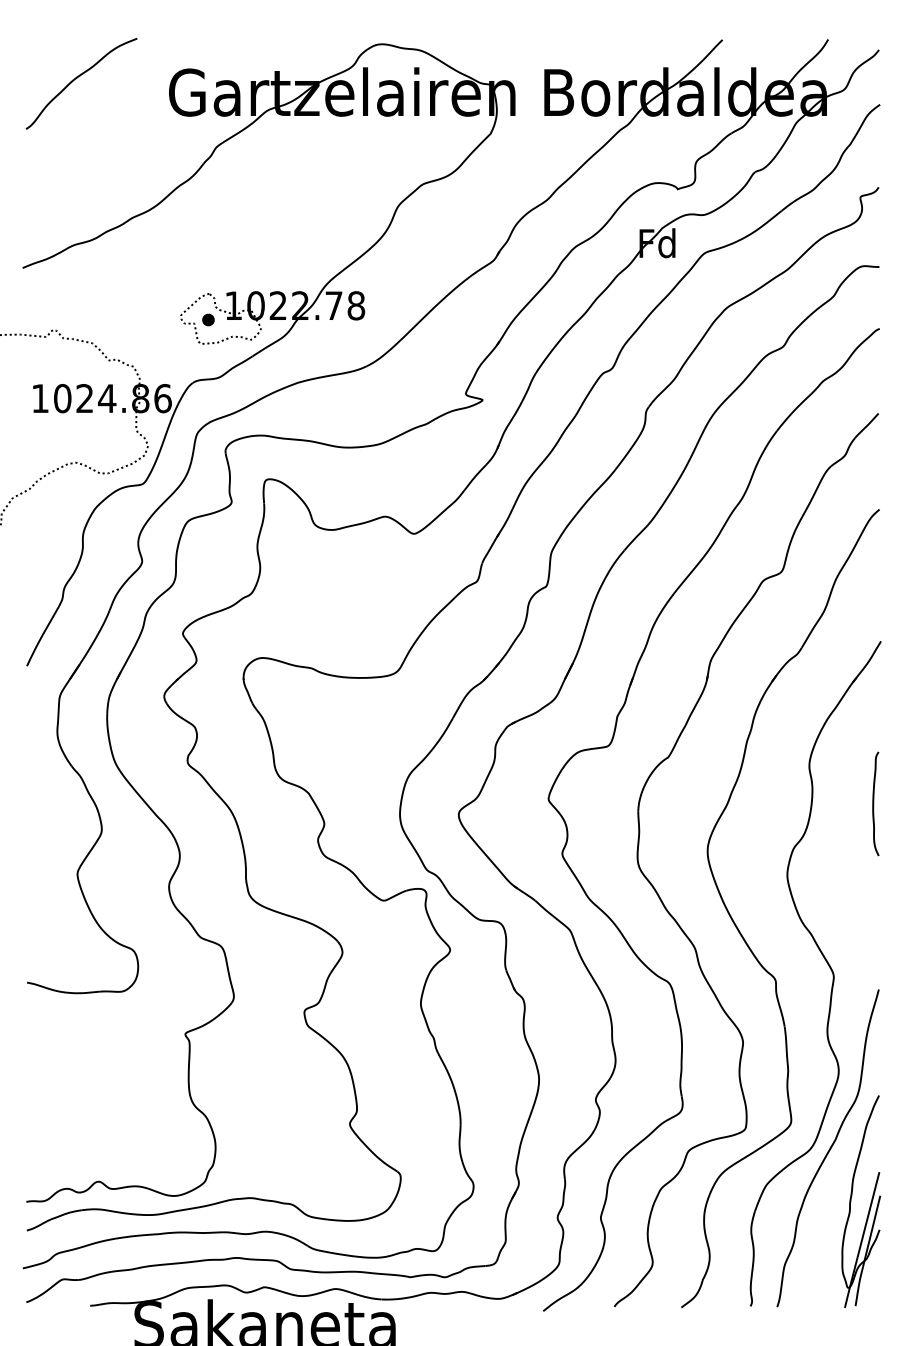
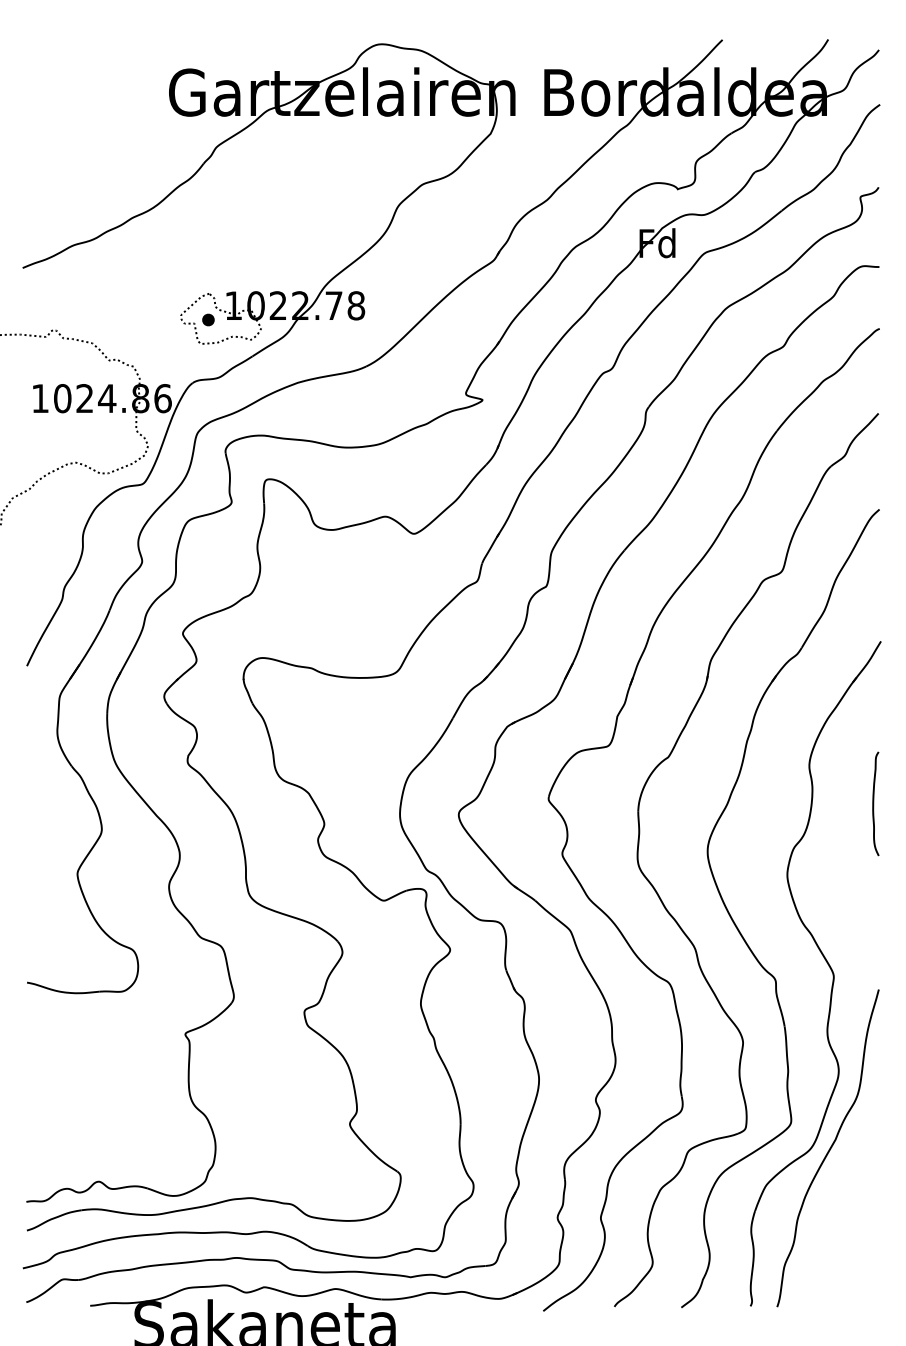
curve: present -> none (77, 78)
part: present -> none (870, 1202)
